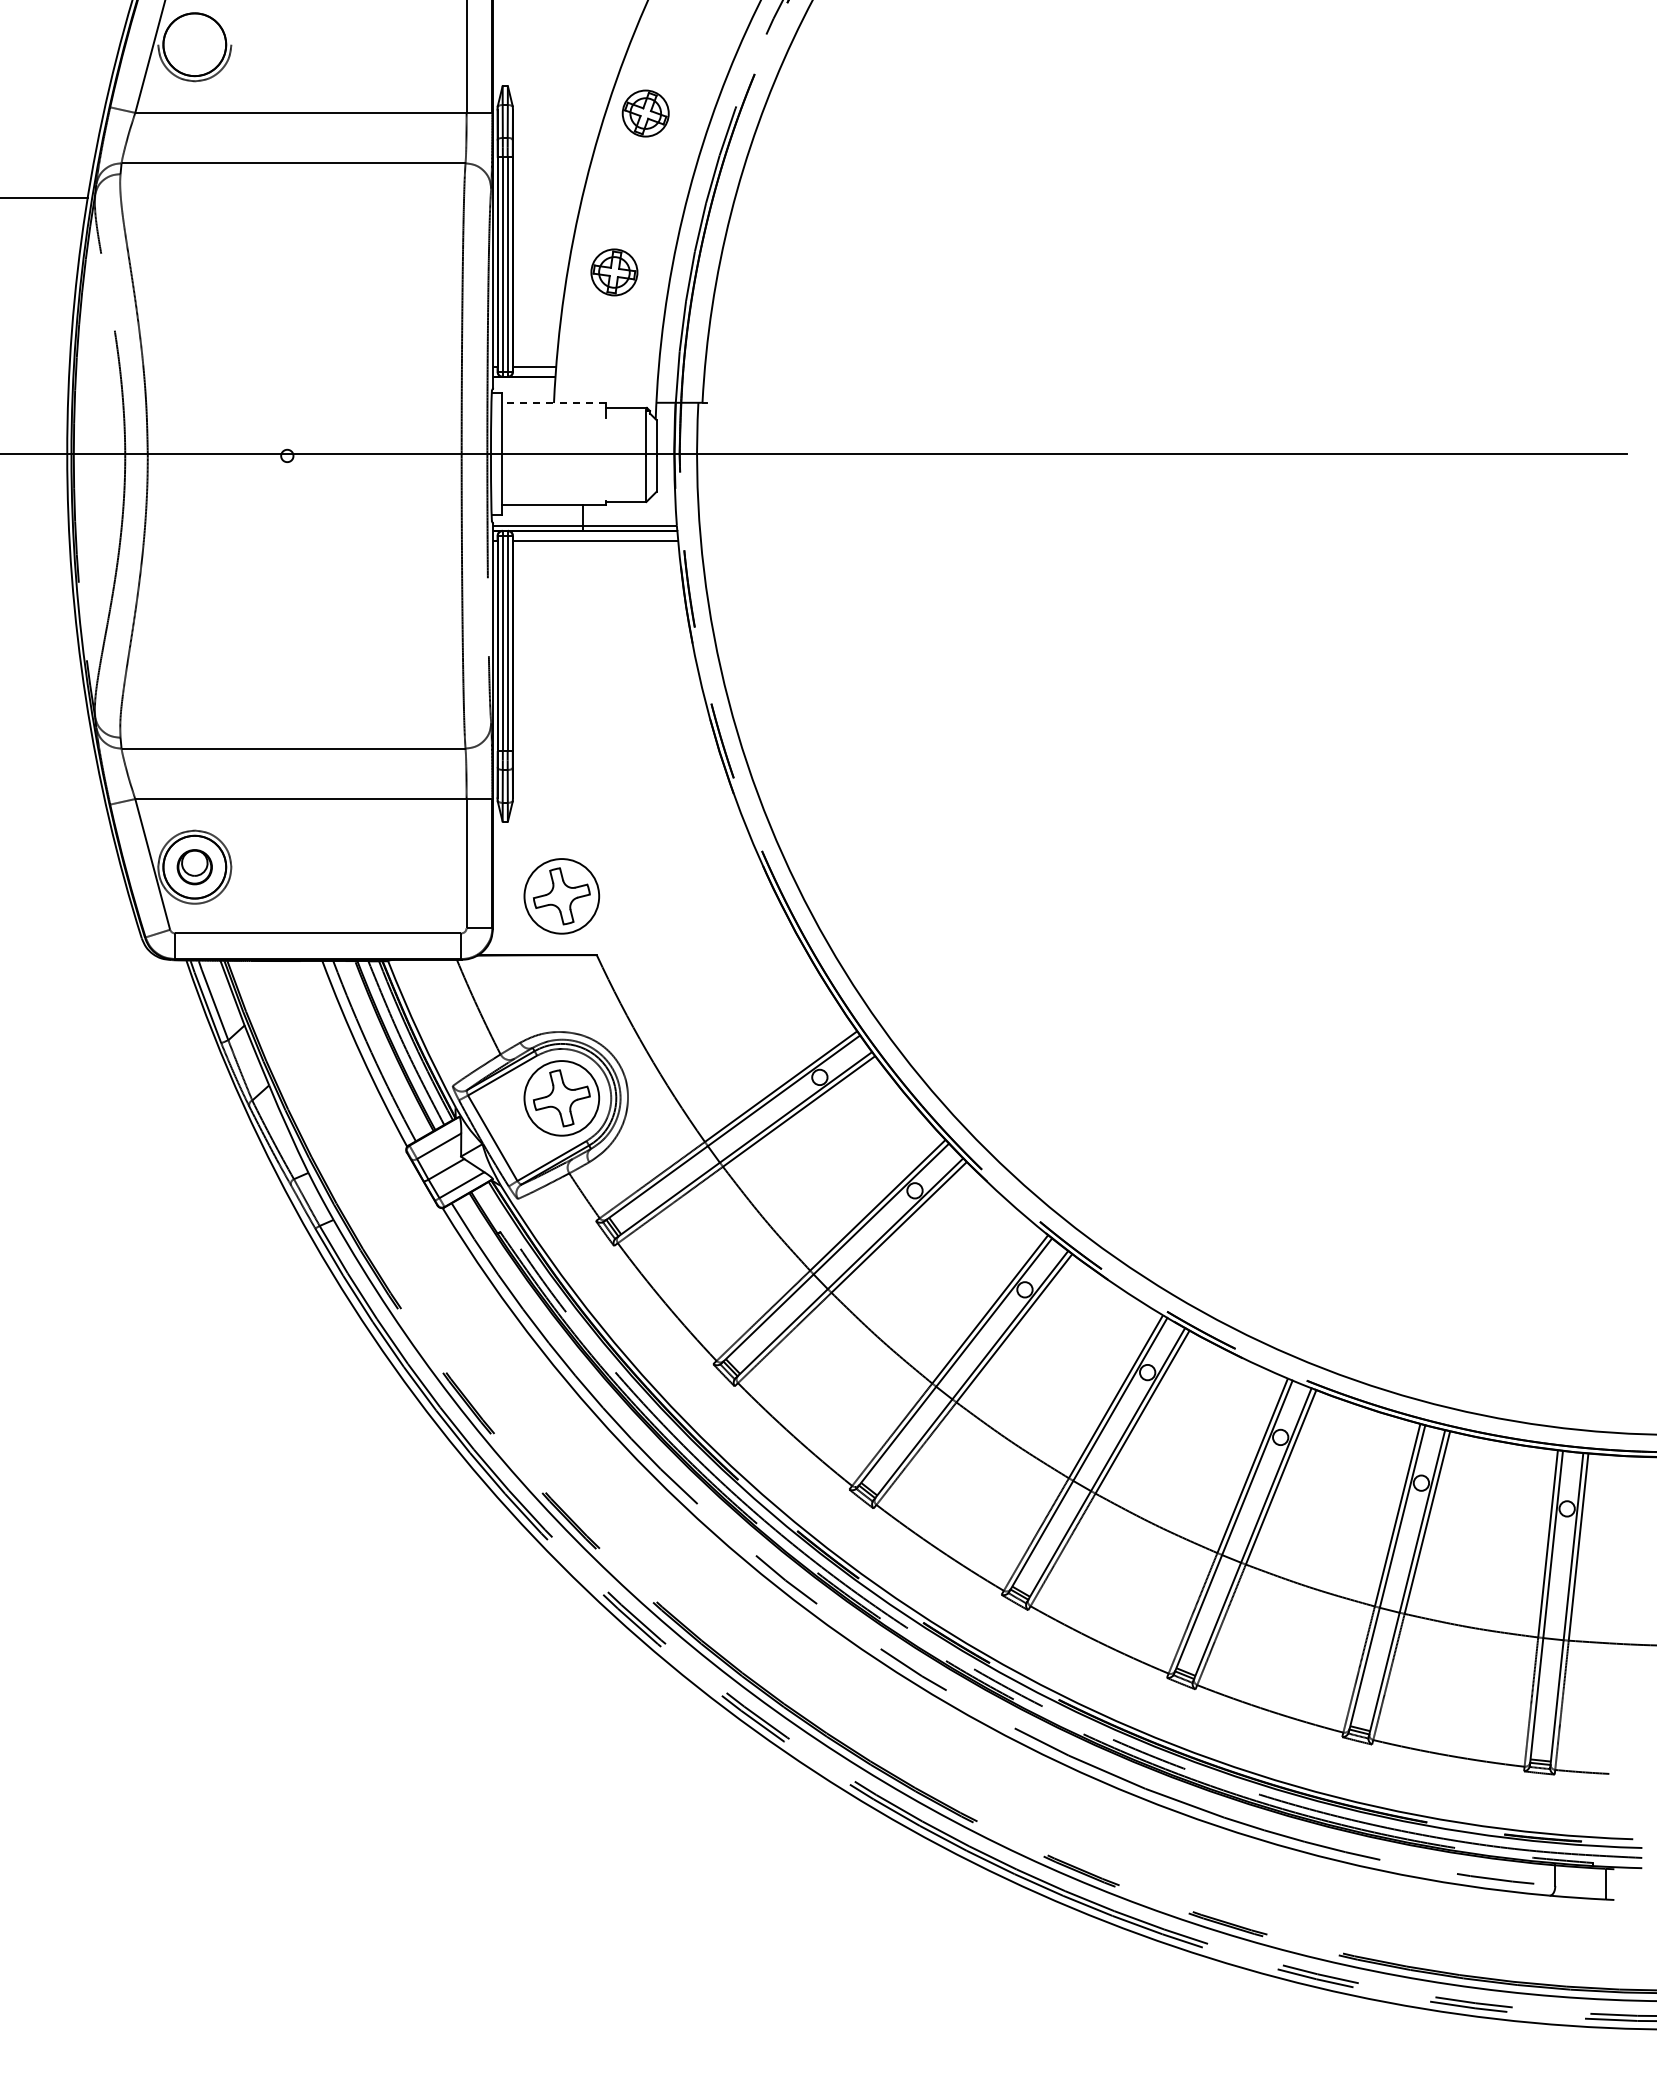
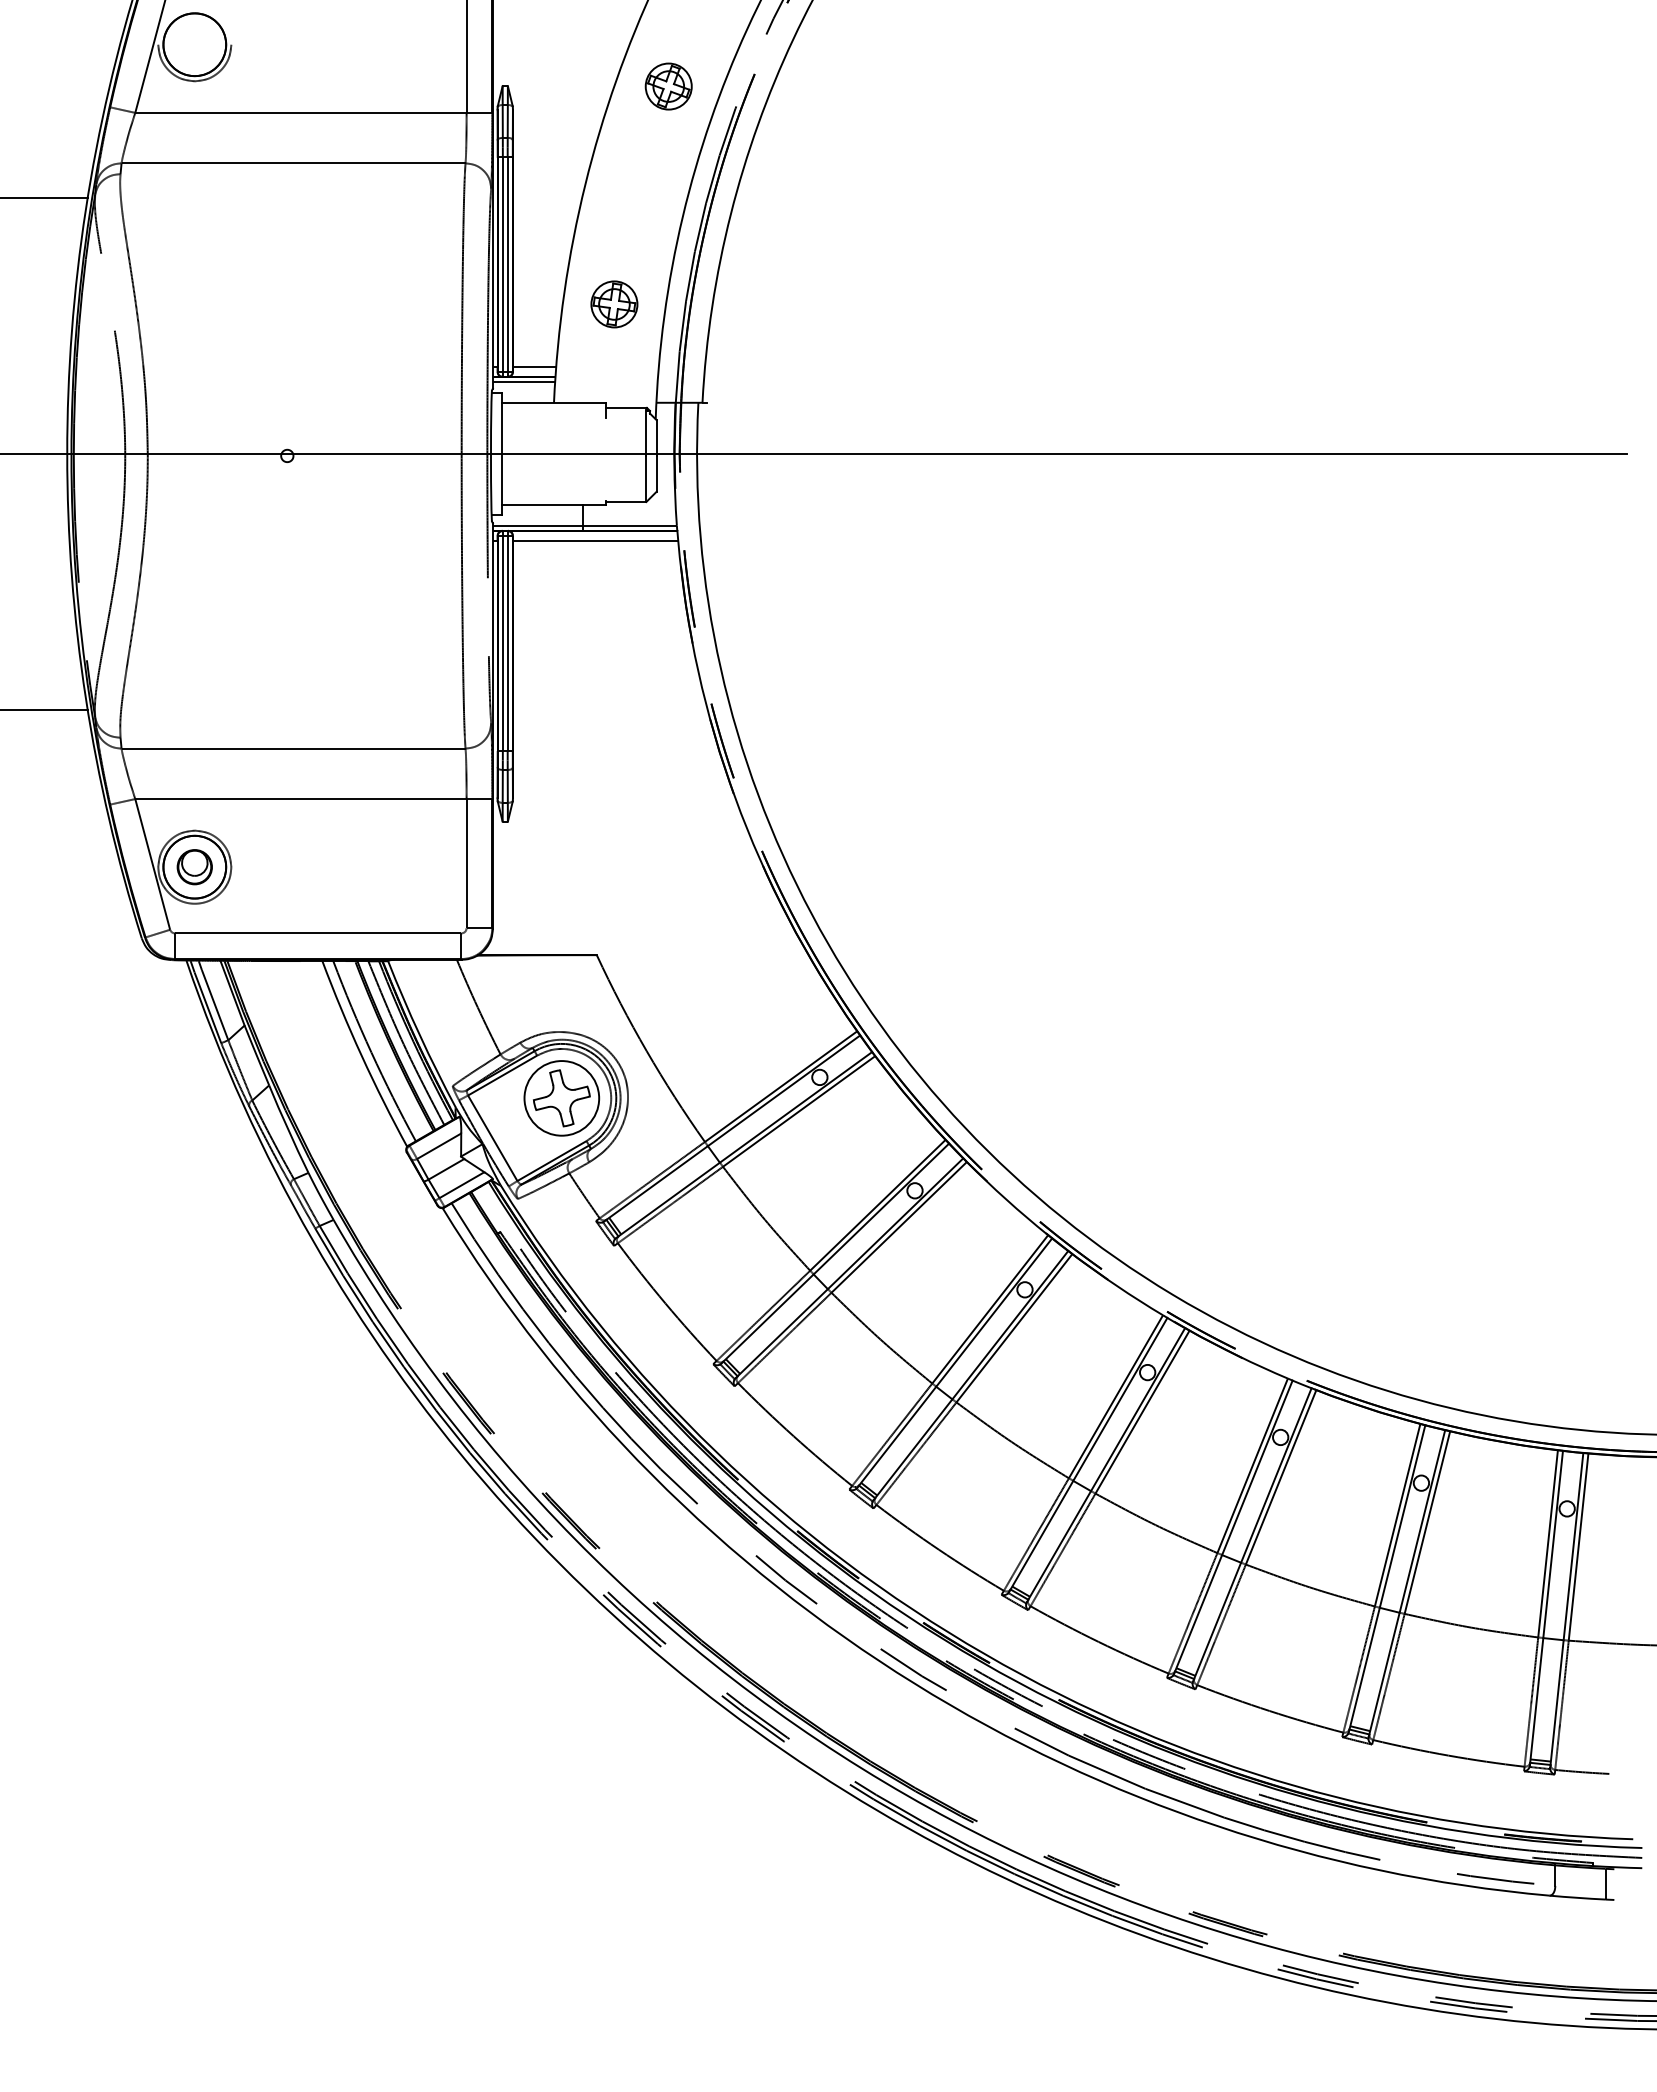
part position: (645, 113) -> (668, 86) (668, 86)
part position: (614, 272) -> (614, 304) (614, 304)
line: none -> present (523, 382)
line: dashed -> solid (553, 402)
line: none -> present (44, 709)
part: present -> none (561, 896)
